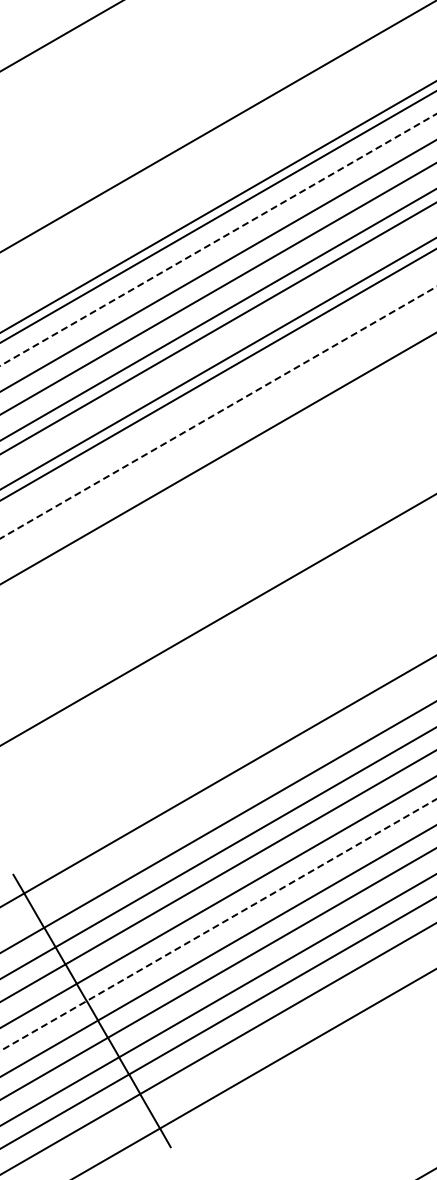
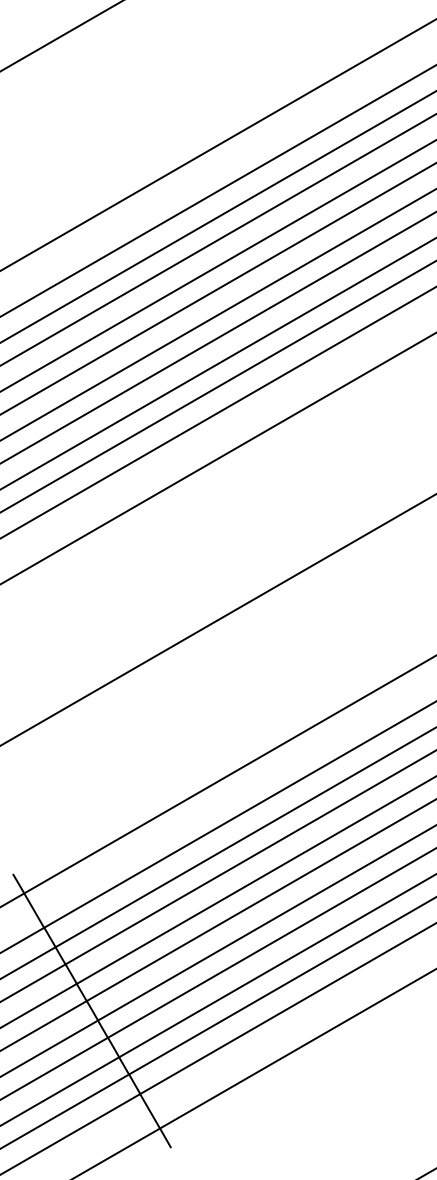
line position: (217, 126) -> (217, 144) (217, 144)
line position: (217, 206) -> (217, 190) (217, 190)
line: dashed -> solid (218, 239)
line position: (217, 328) -> (217, 337) (217, 337)
line position: (217, 374) -> (217, 386) (217, 386)
line: dashed -> solid (218, 412)
line: dashed -> solid (218, 924)
